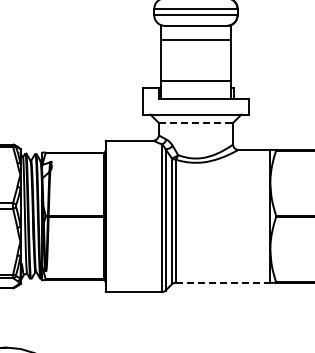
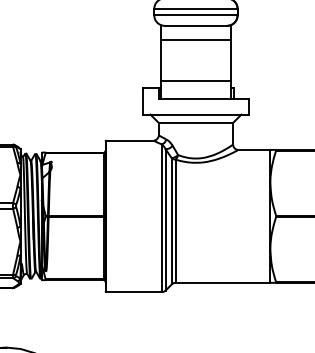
line: dashed -> solid (196, 122)
line: dashed -> solid (223, 282)
